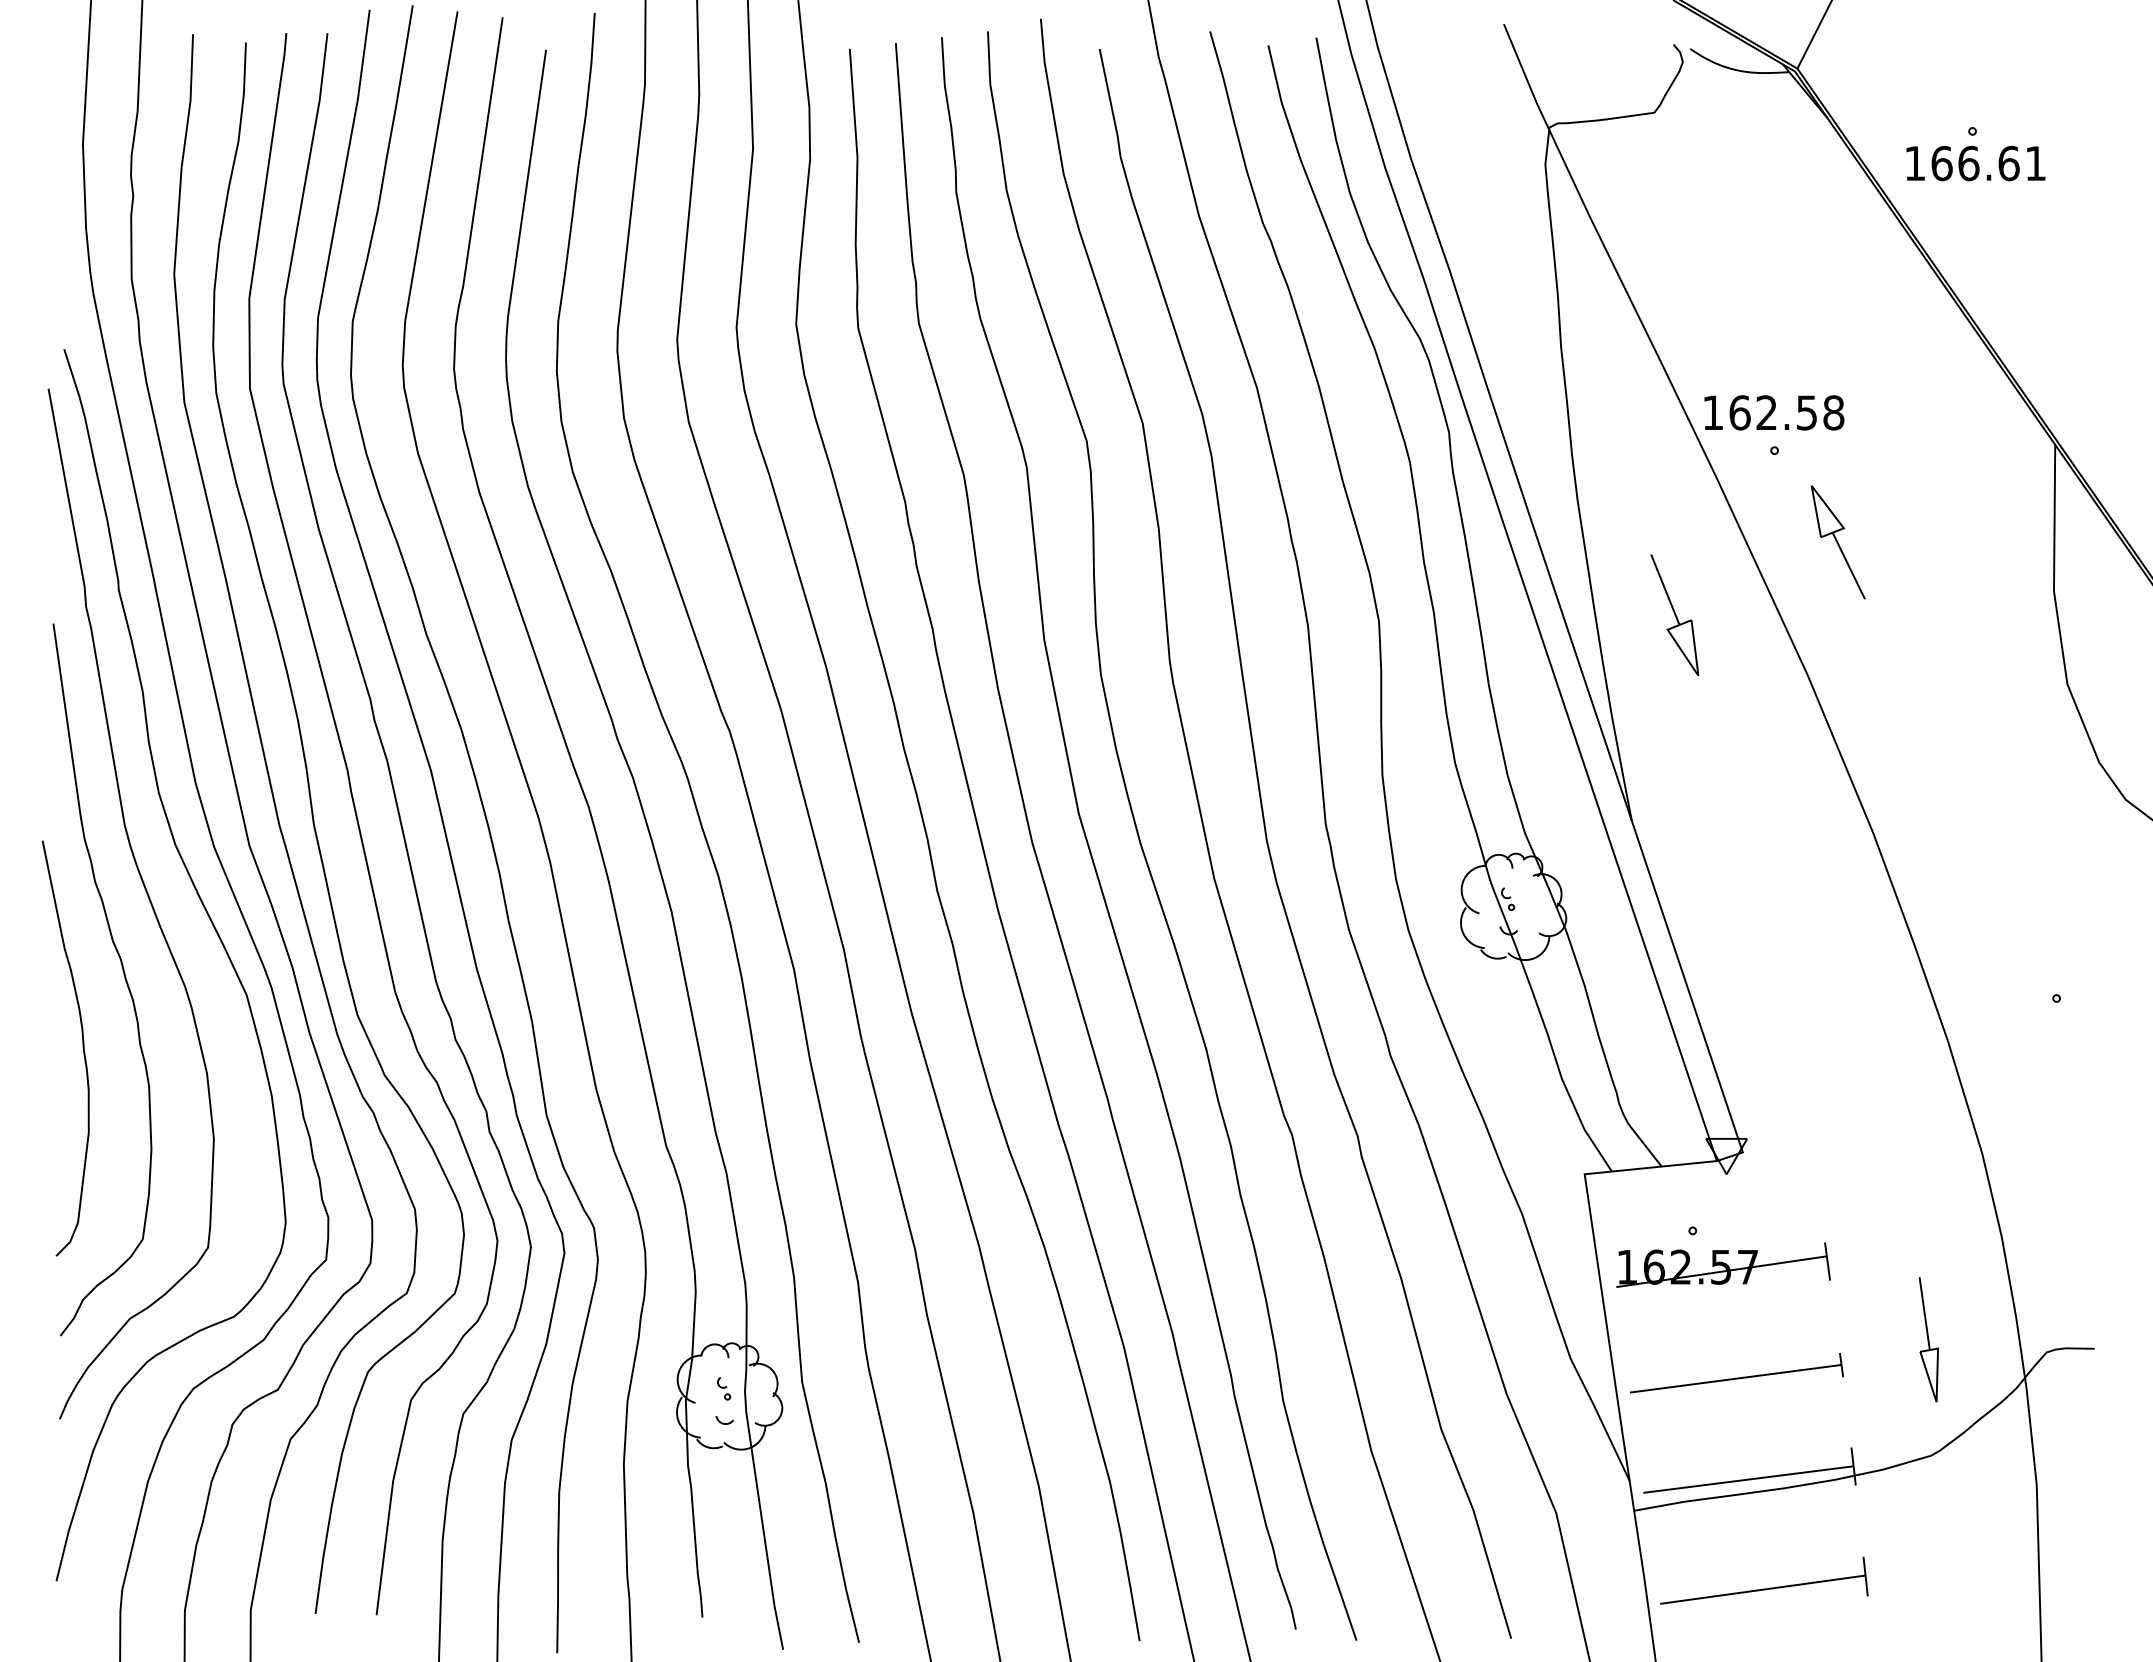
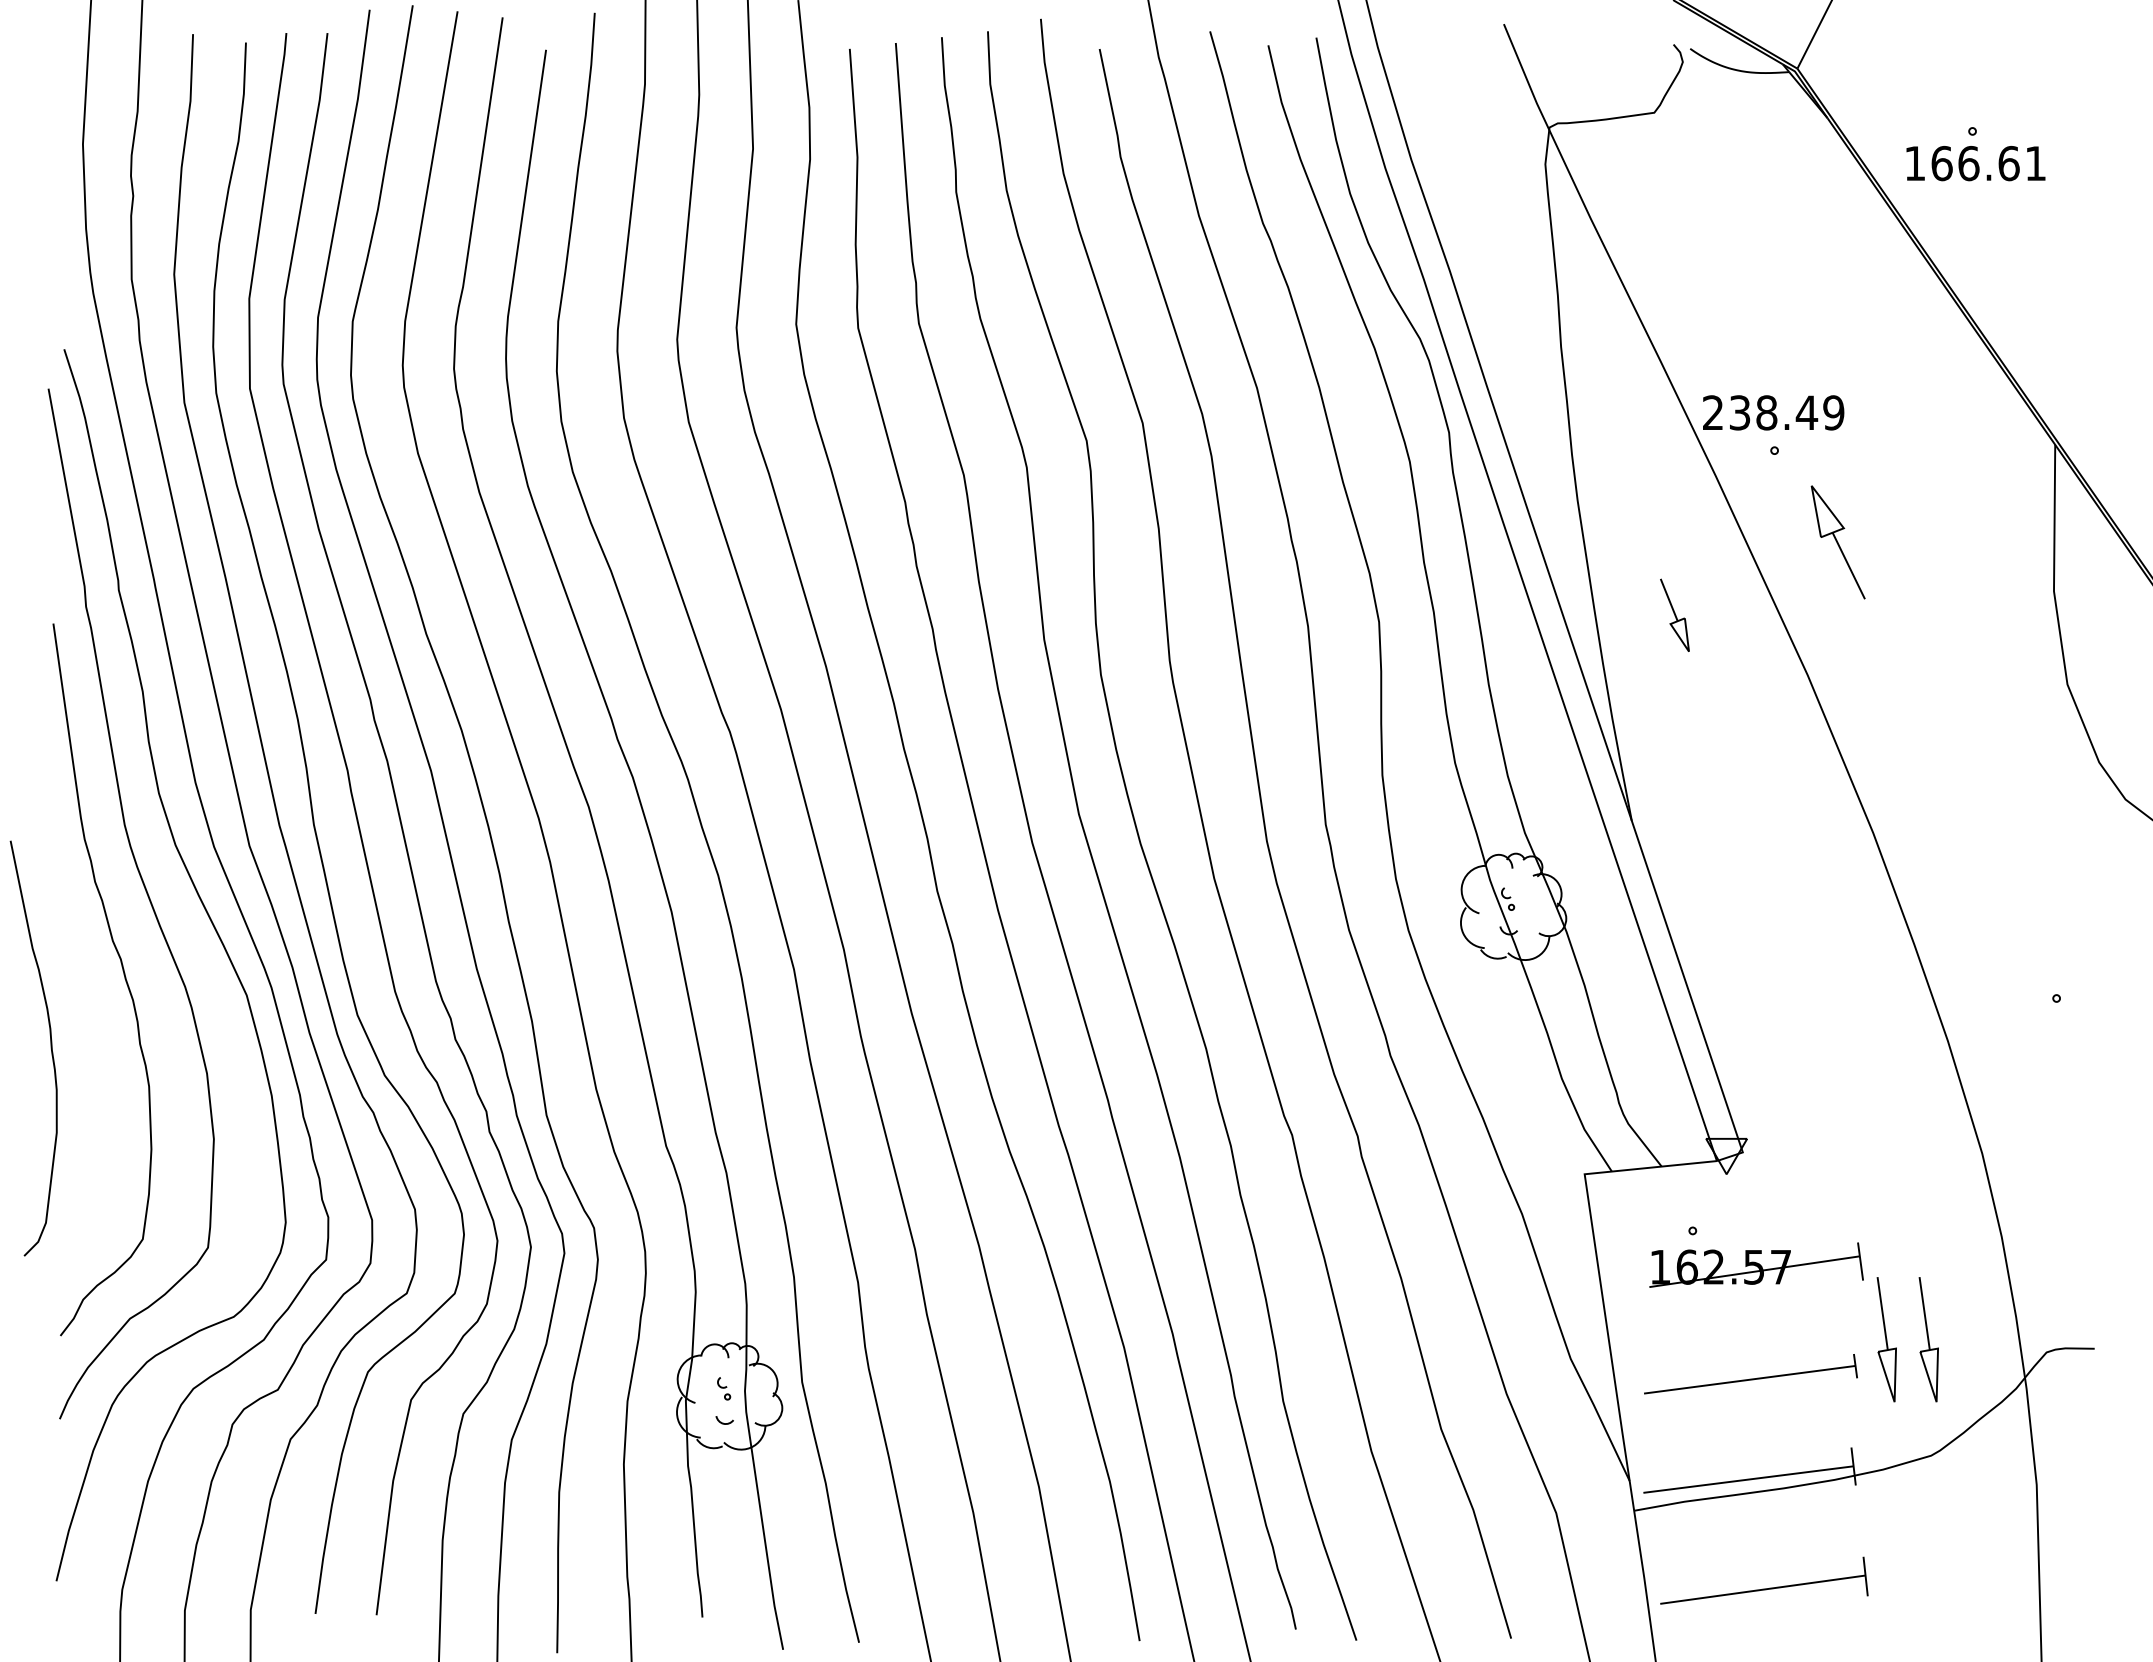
text: 162.58 -> 238.49 (1773, 412)
part size: 50x123 px -> 30x74 px (1674, 614)
curve position: (82, 1048) -> (50, 1048) (50, 1048)
part position: (1723, 1264) -> (1756, 1264) (1756, 1264)
part: none -> present (1886, 1339)
part position: (1736, 1373) -> (1750, 1374) (1750, 1374)
